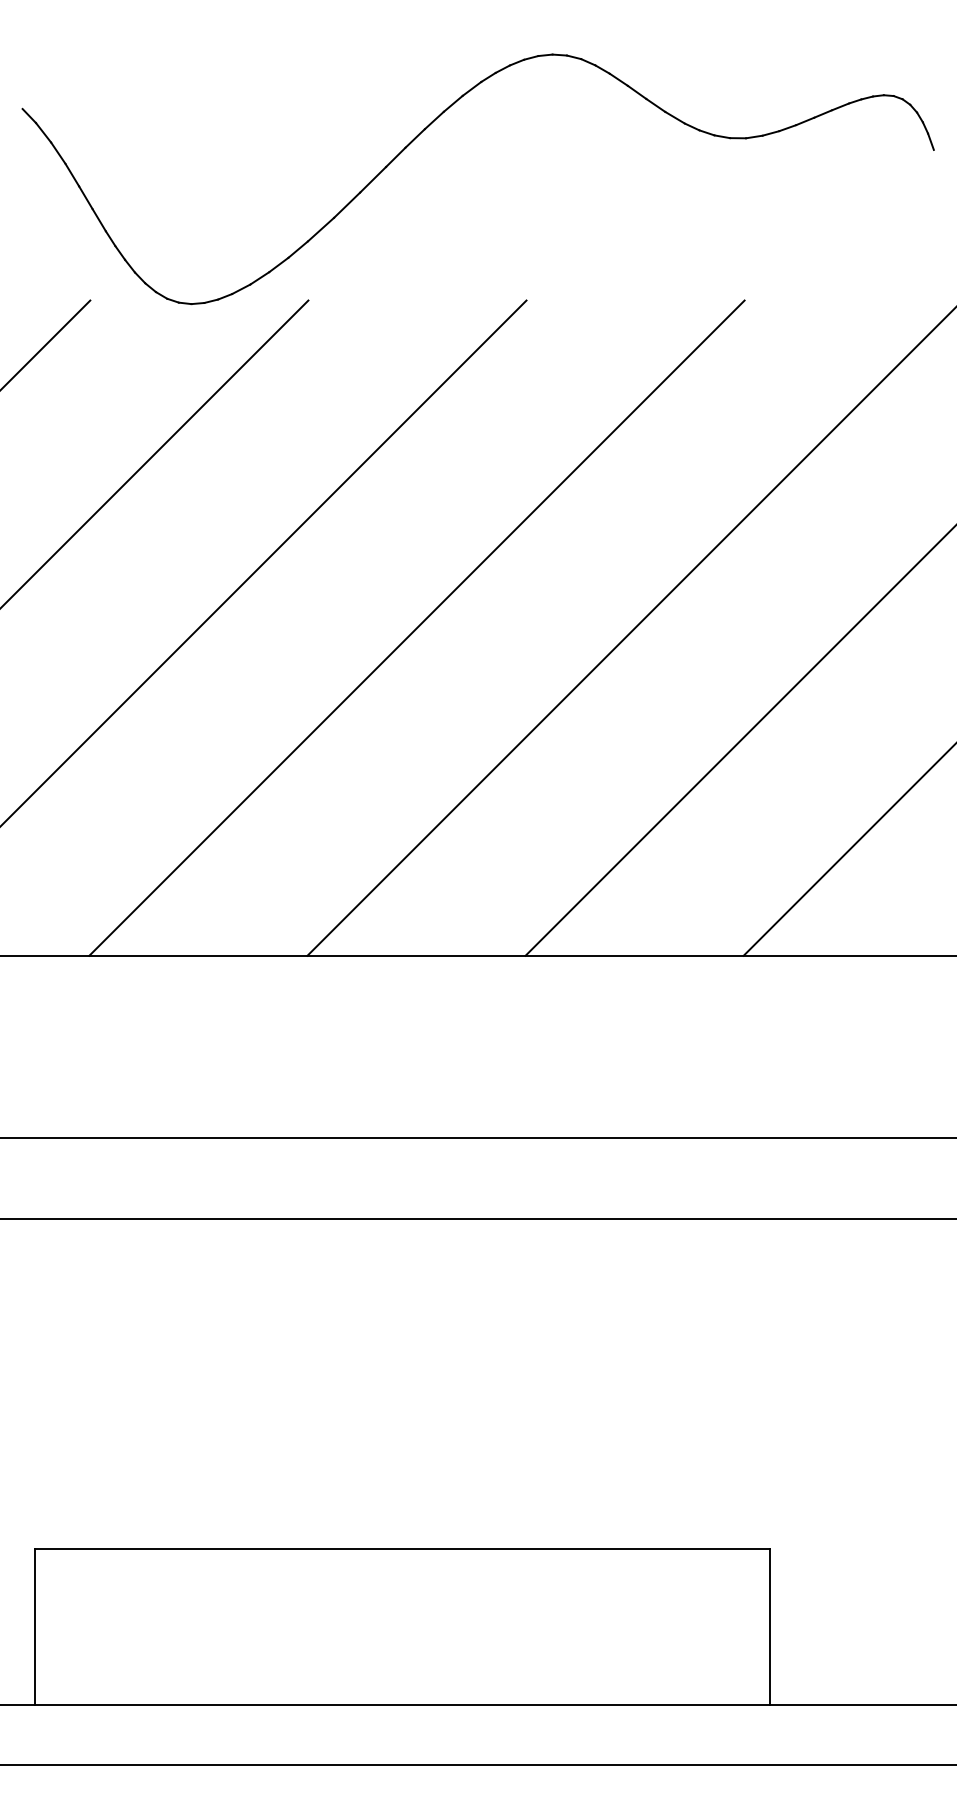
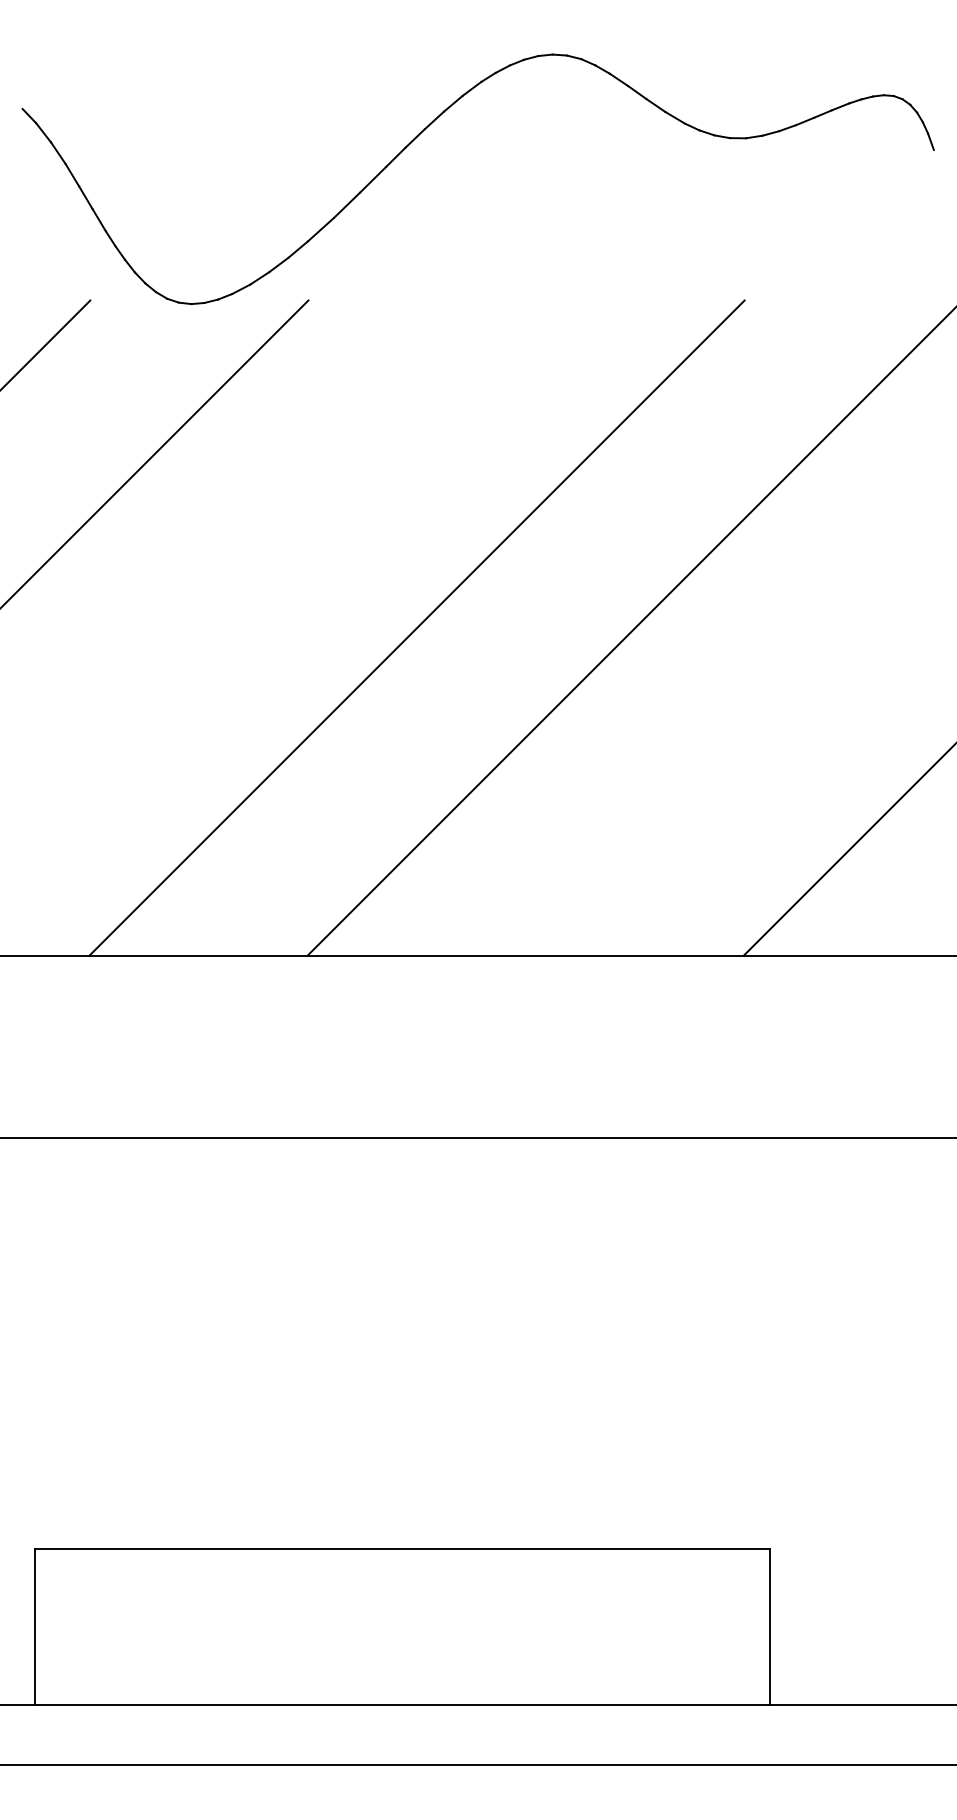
line: present -> none (264, 562)
line: present -> none (739, 741)
line: present -> none (477, 1218)
